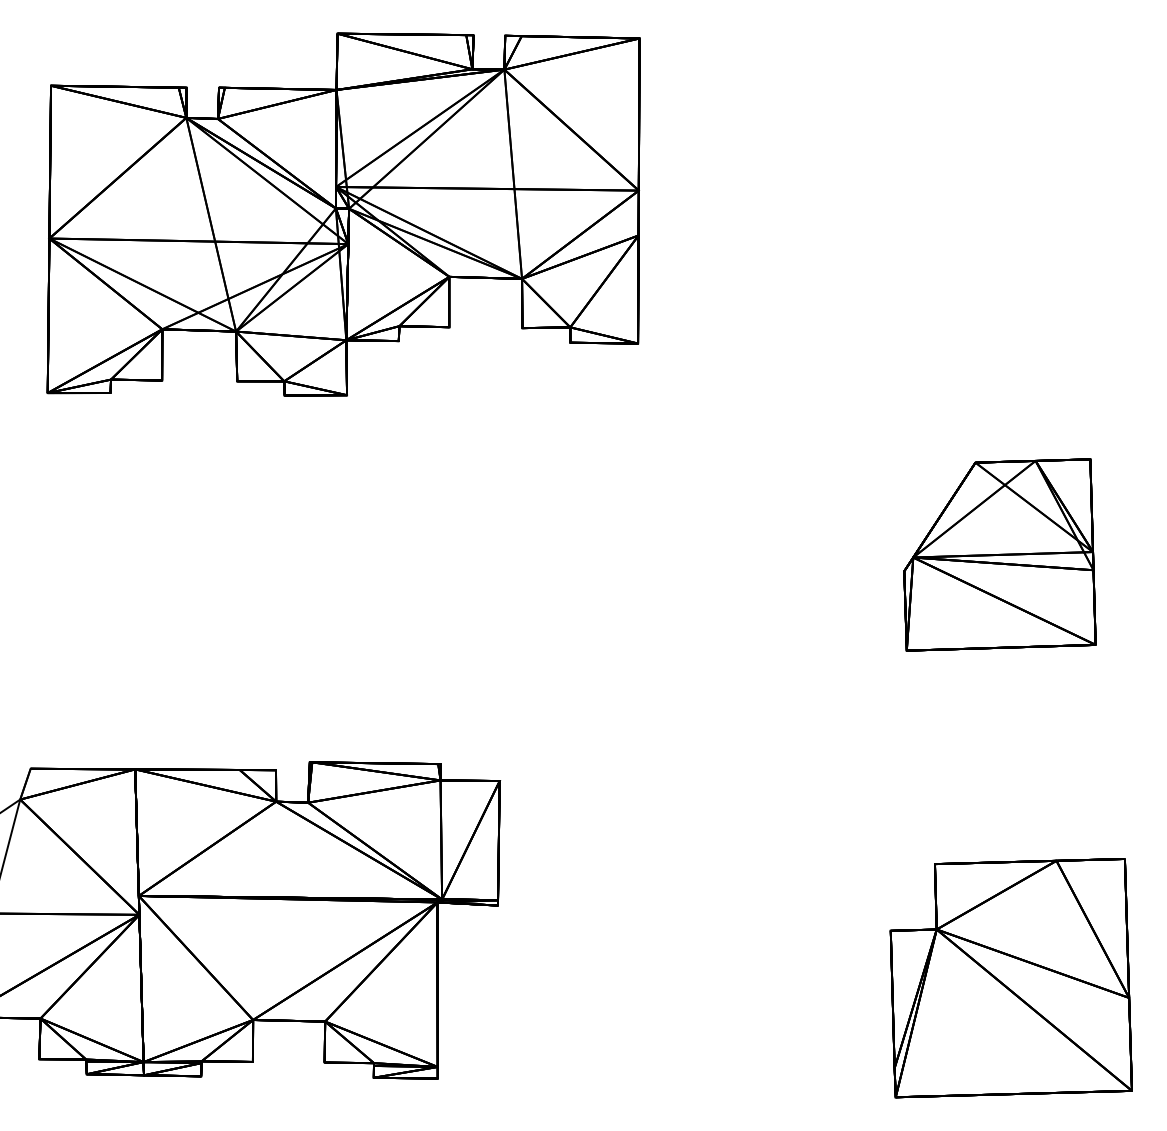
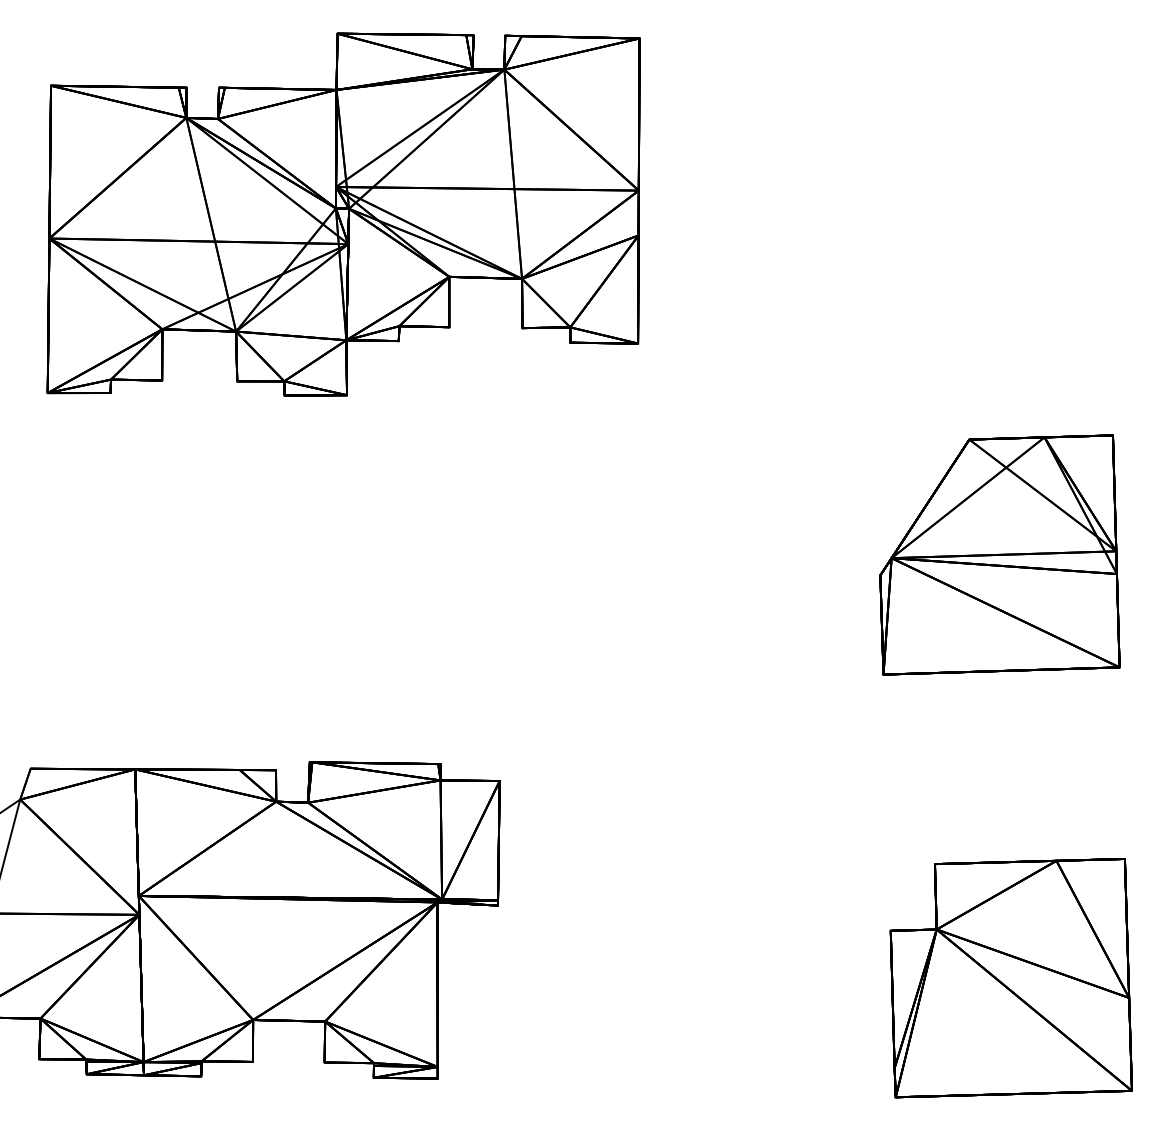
part size: 194x194 px -> 242x242 px (999, 554)
